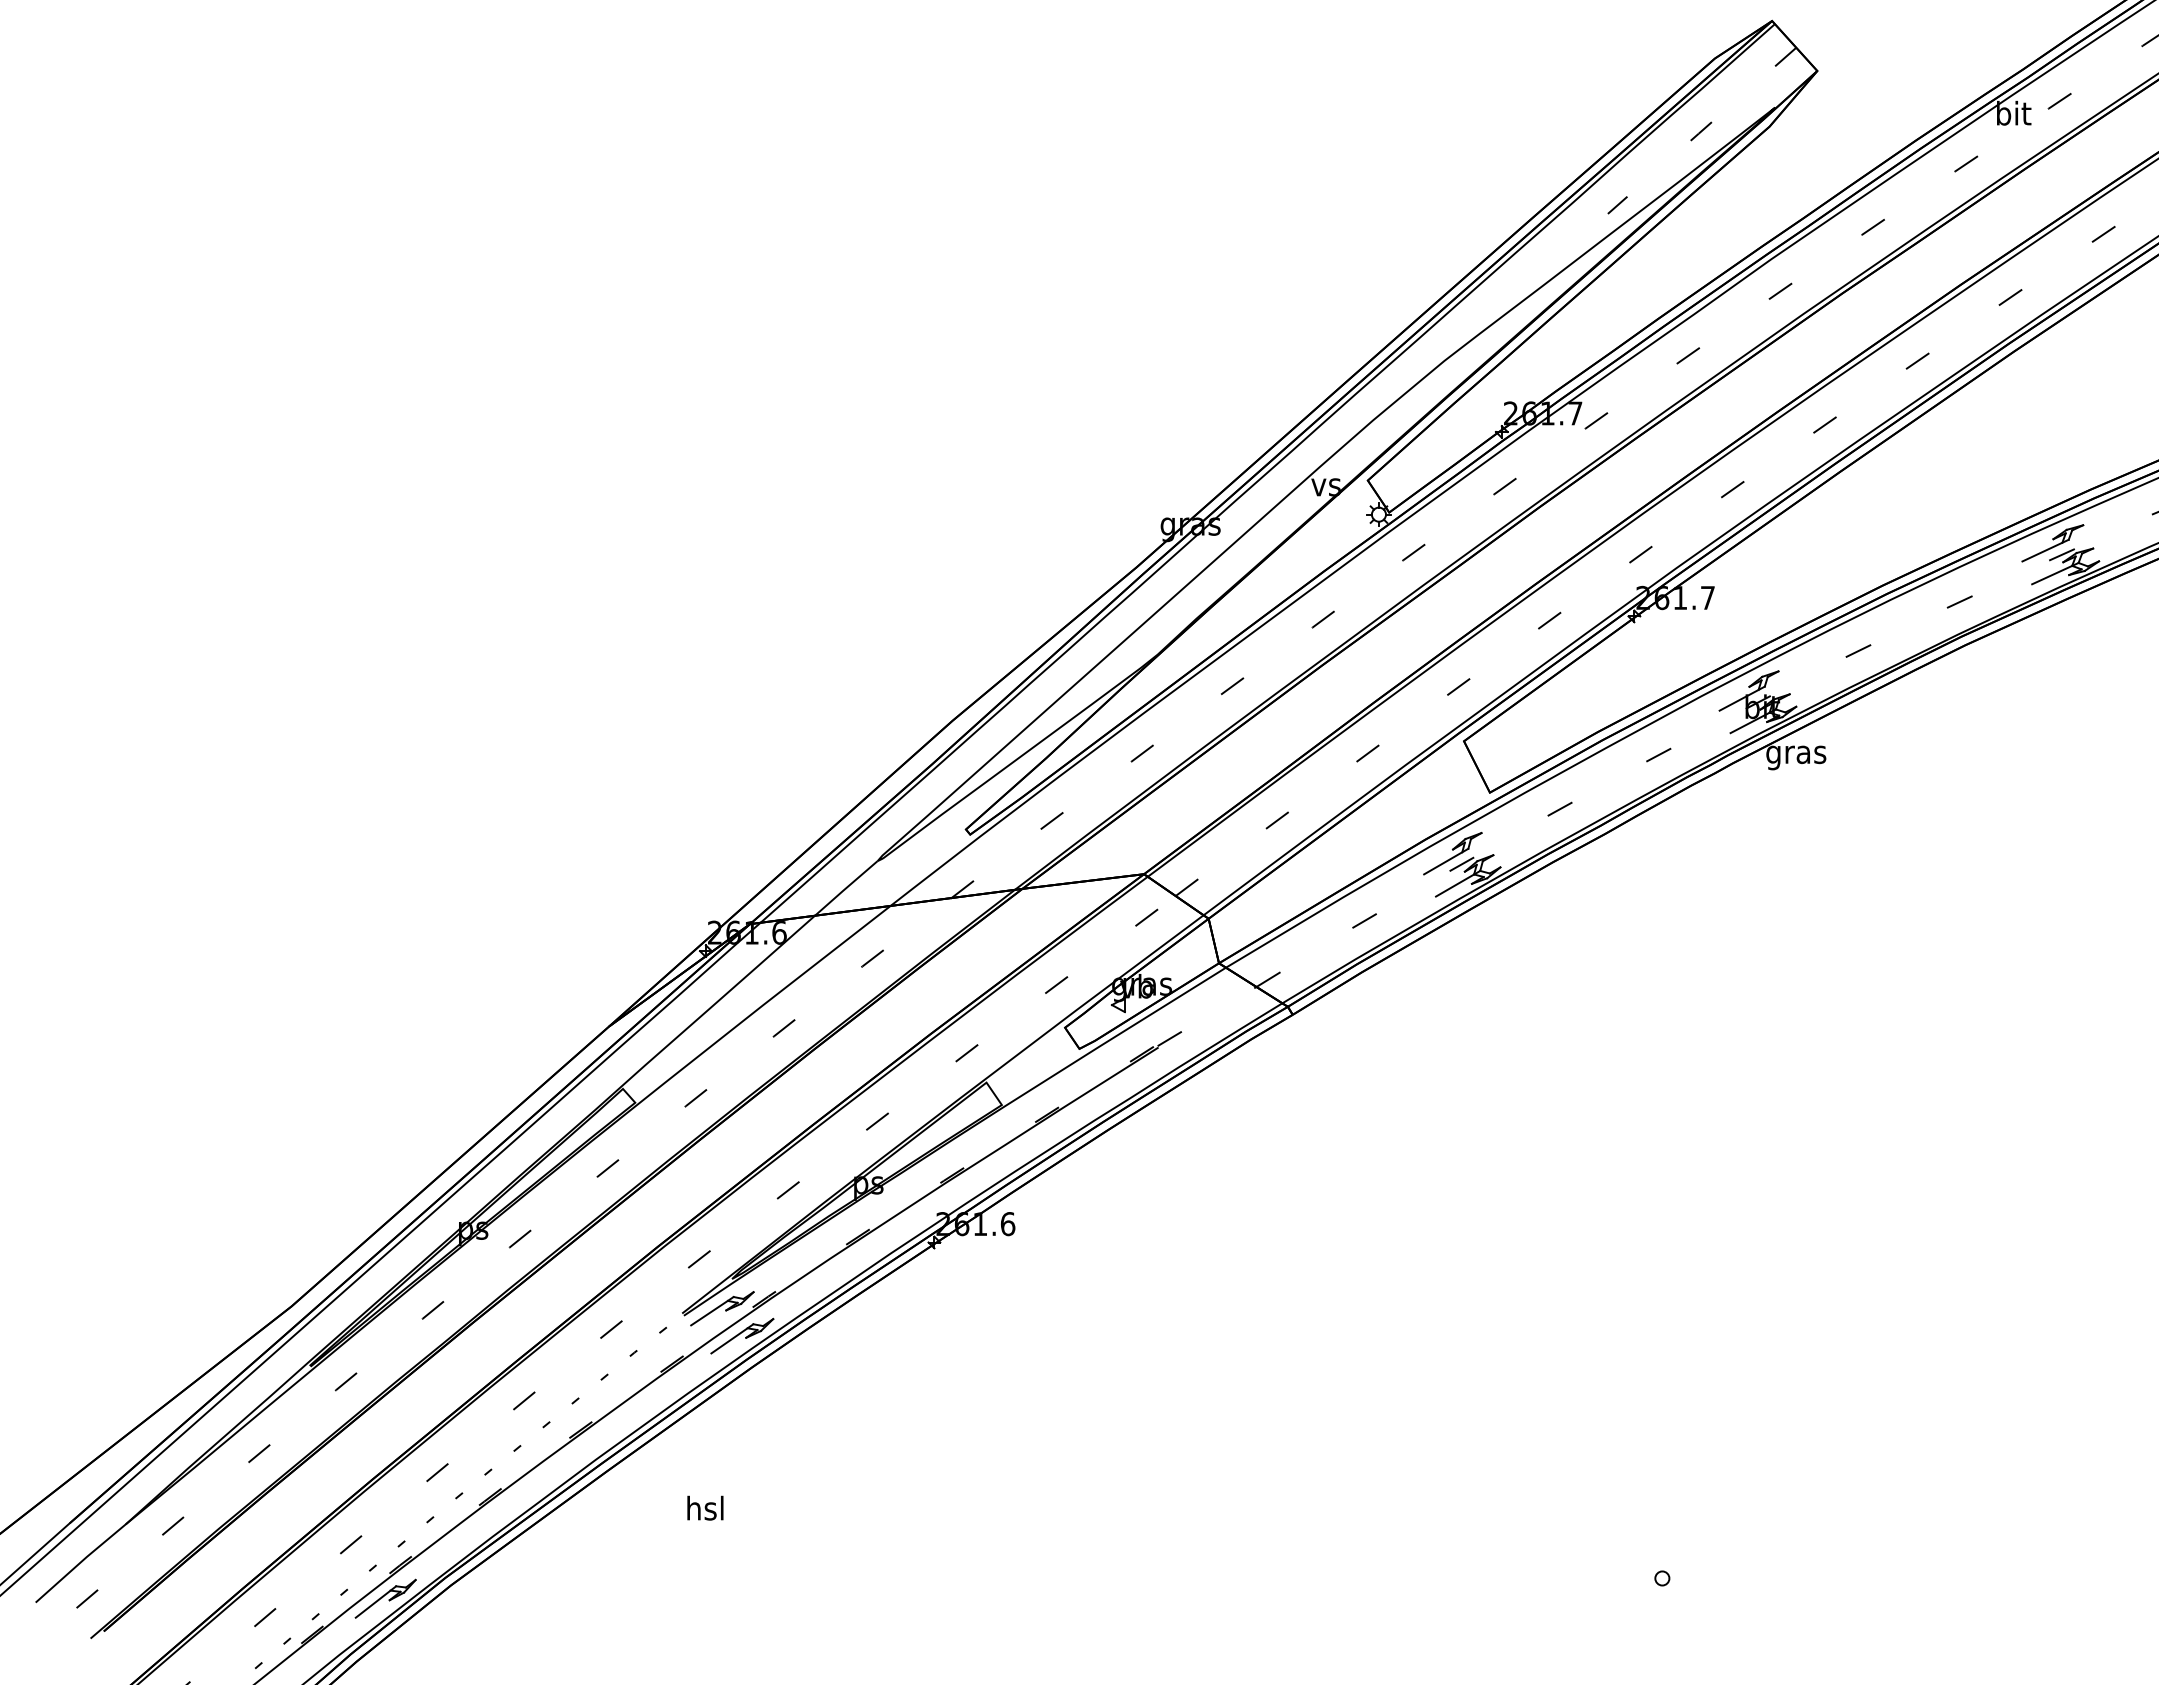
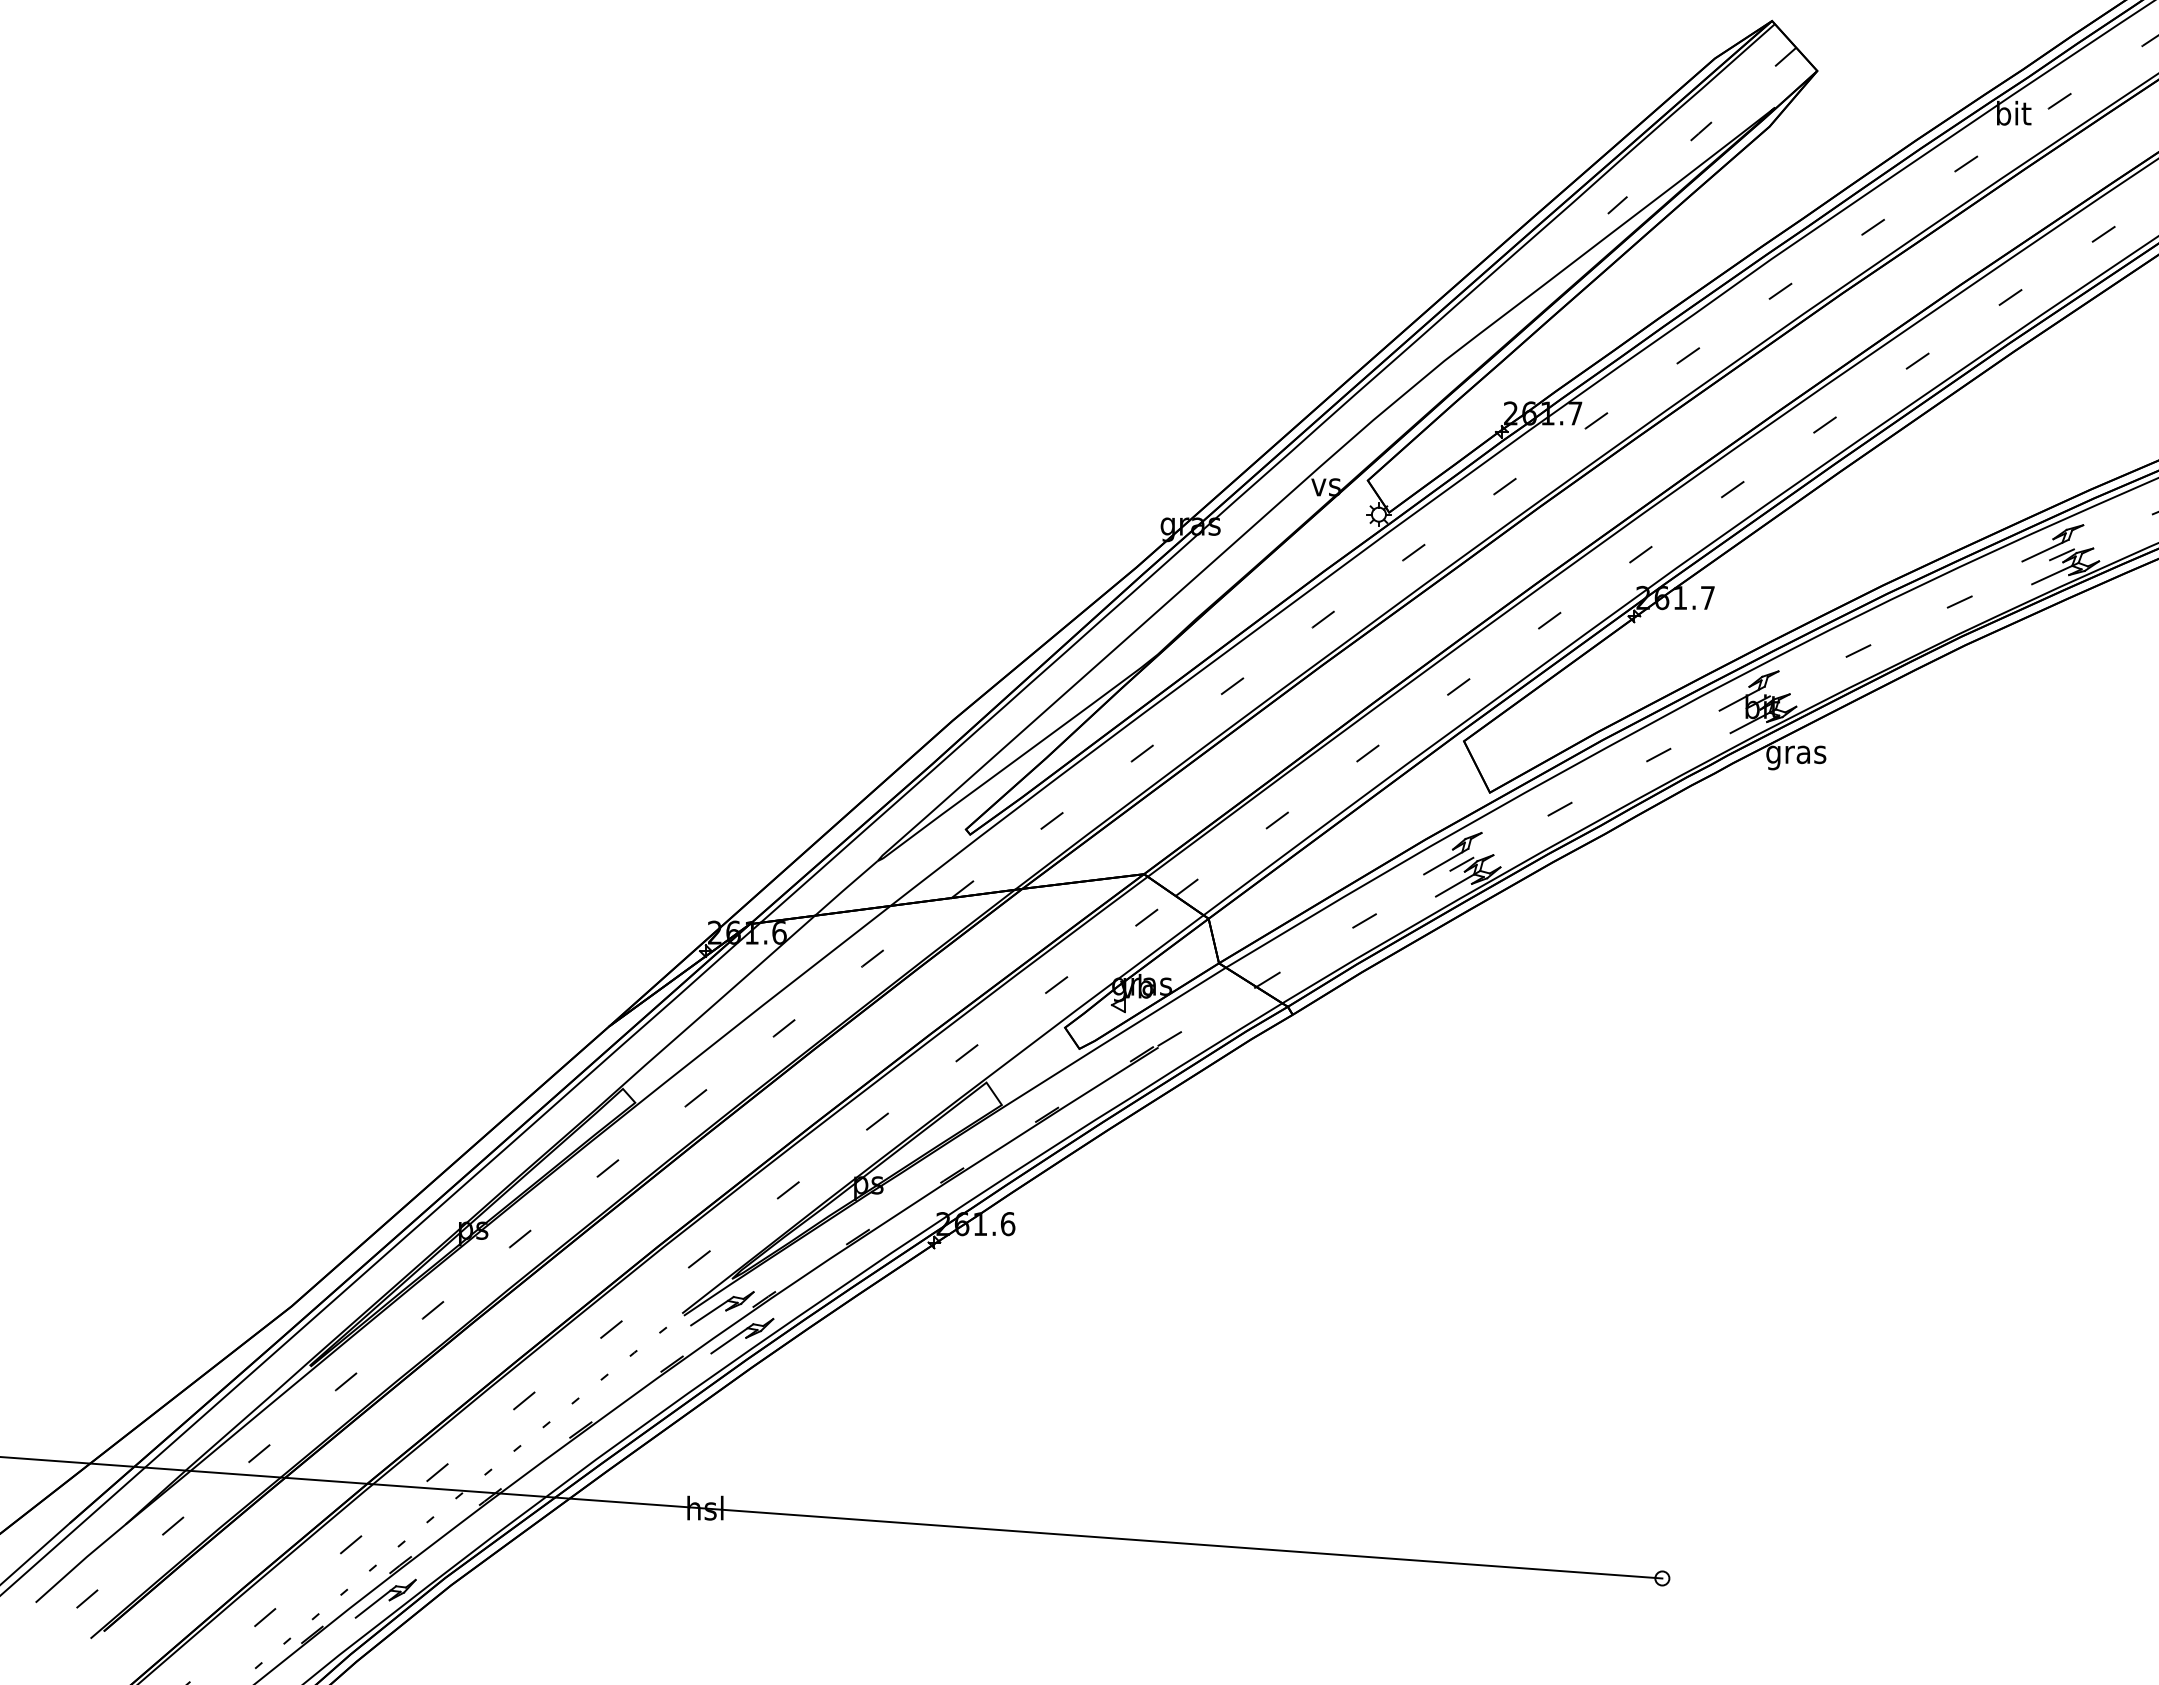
line: none -> present (832, 1517)
